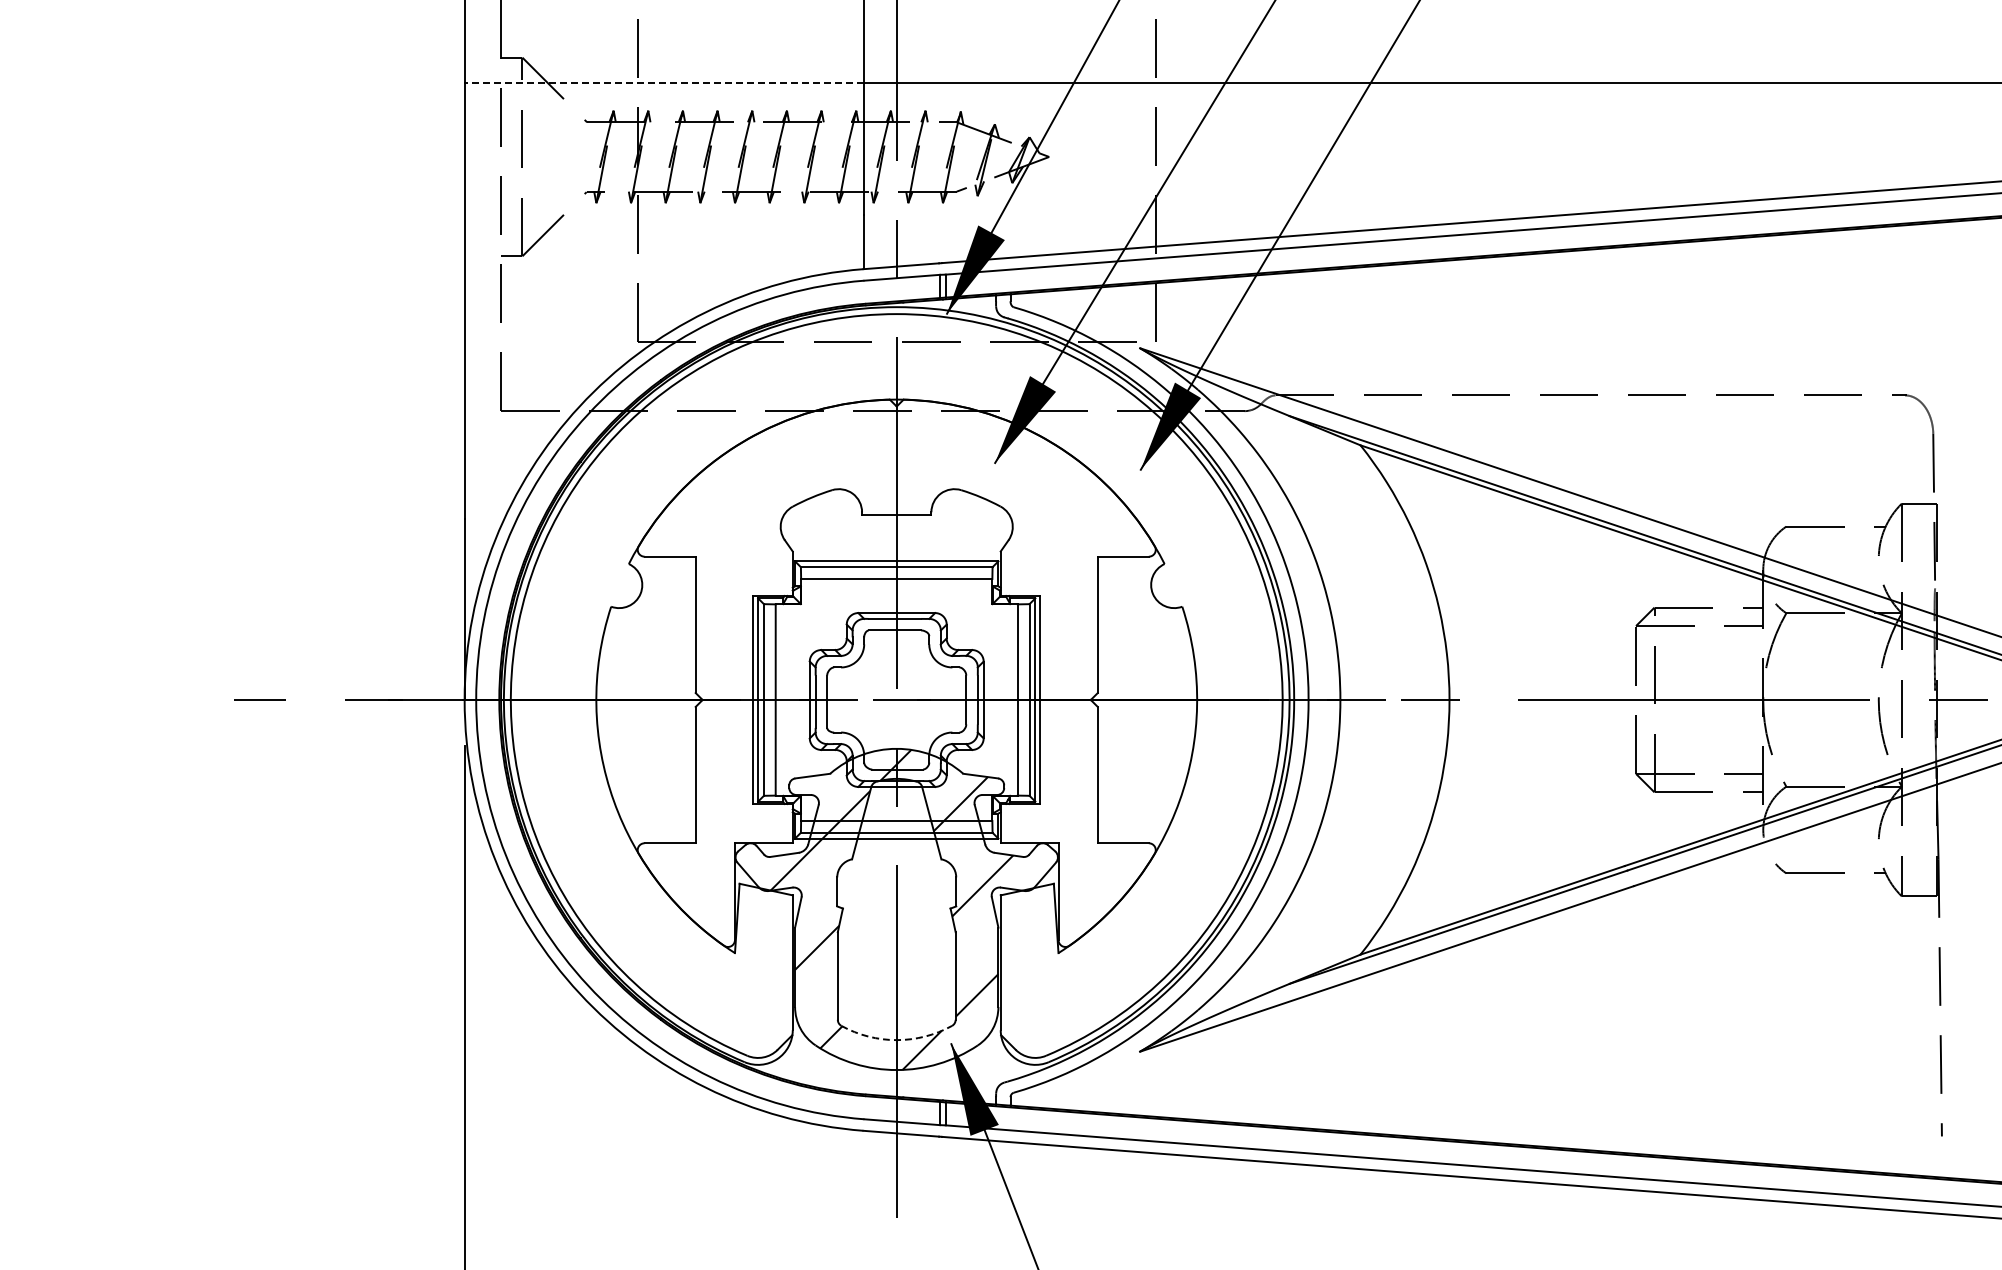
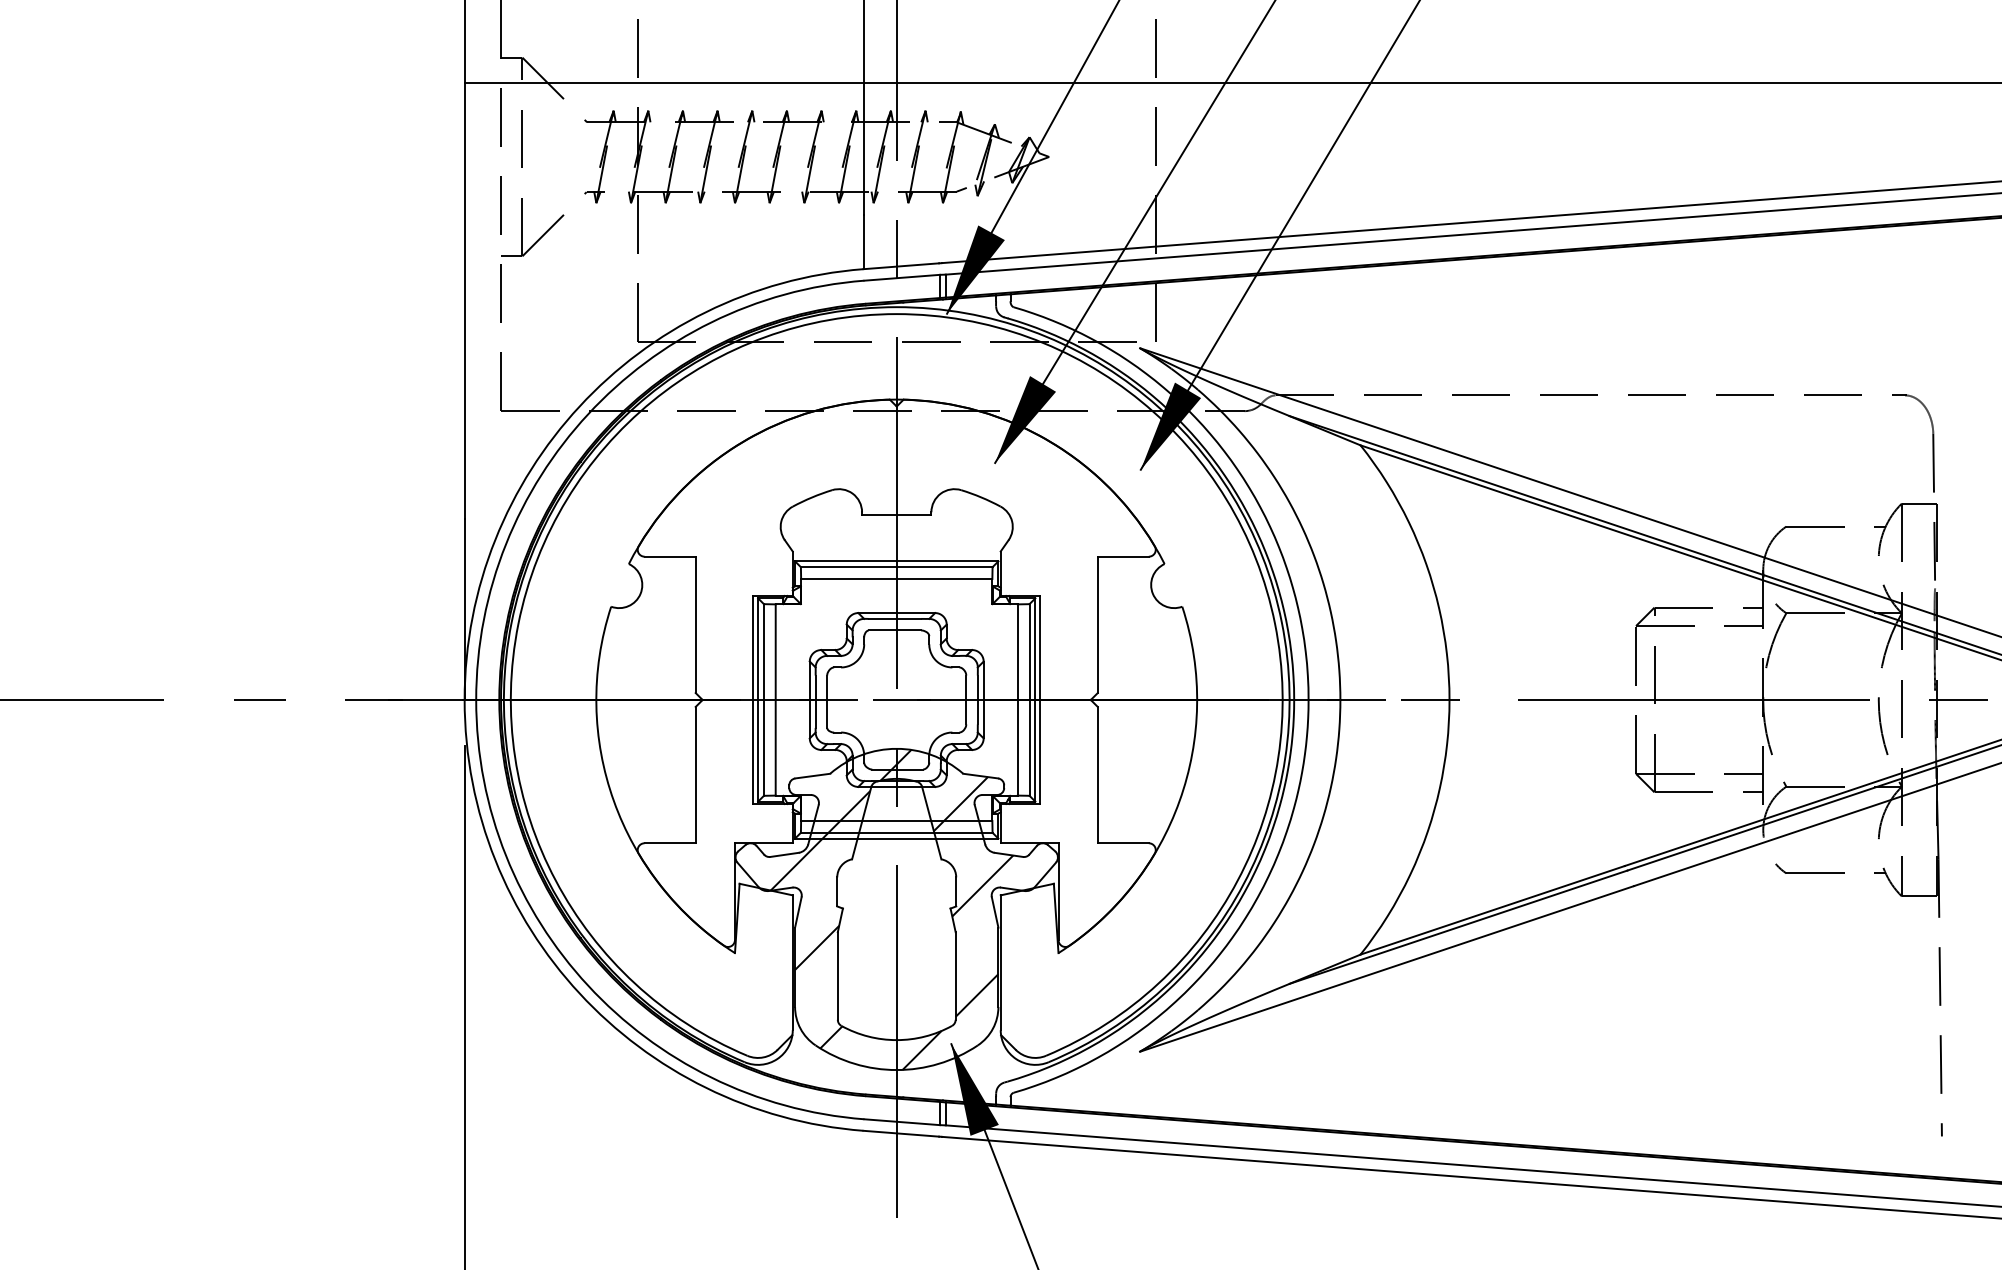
line: dashed -> solid (663, 83)
line: none -> present (83, 699)
arc: dashed -> solid (896, 1040)
